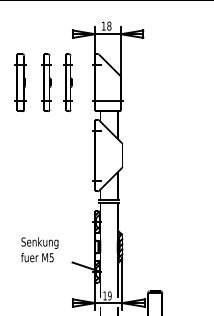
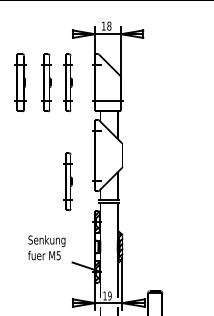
part: none -> present (67, 181)
text position: (39, 249) -> (46, 247) (46, 247)
